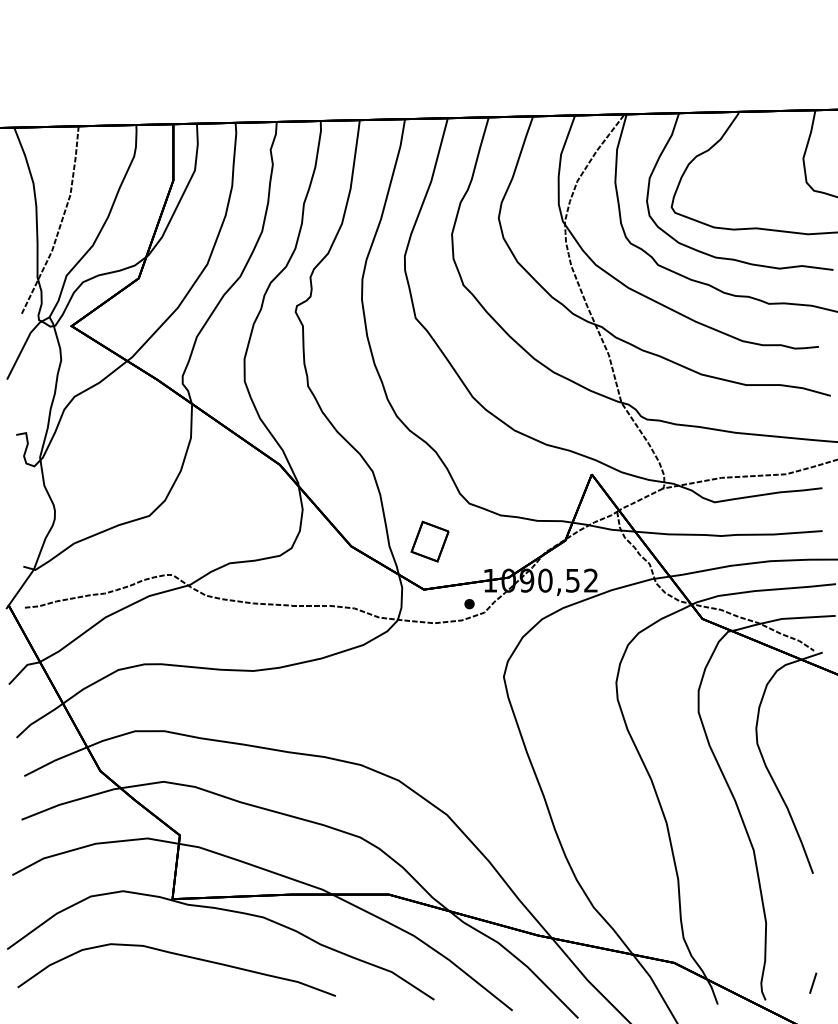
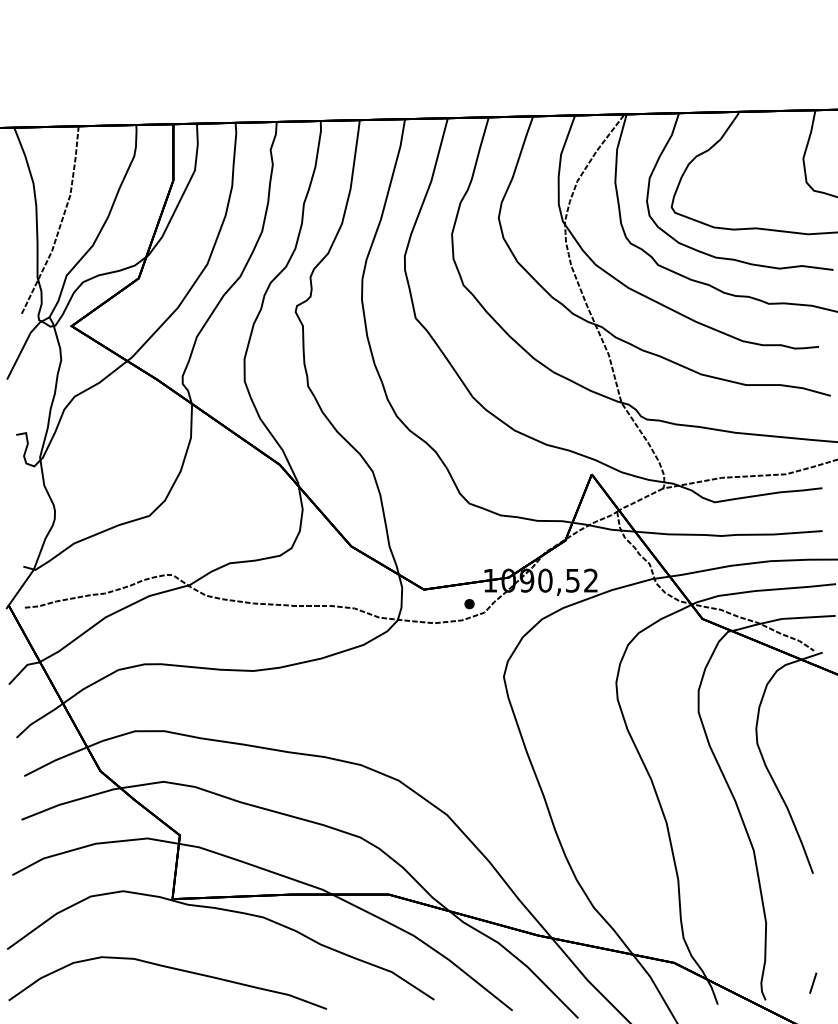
part: present -> none (429, 541)
curve position: (181, 956) -> (172, 969) (172, 969)
